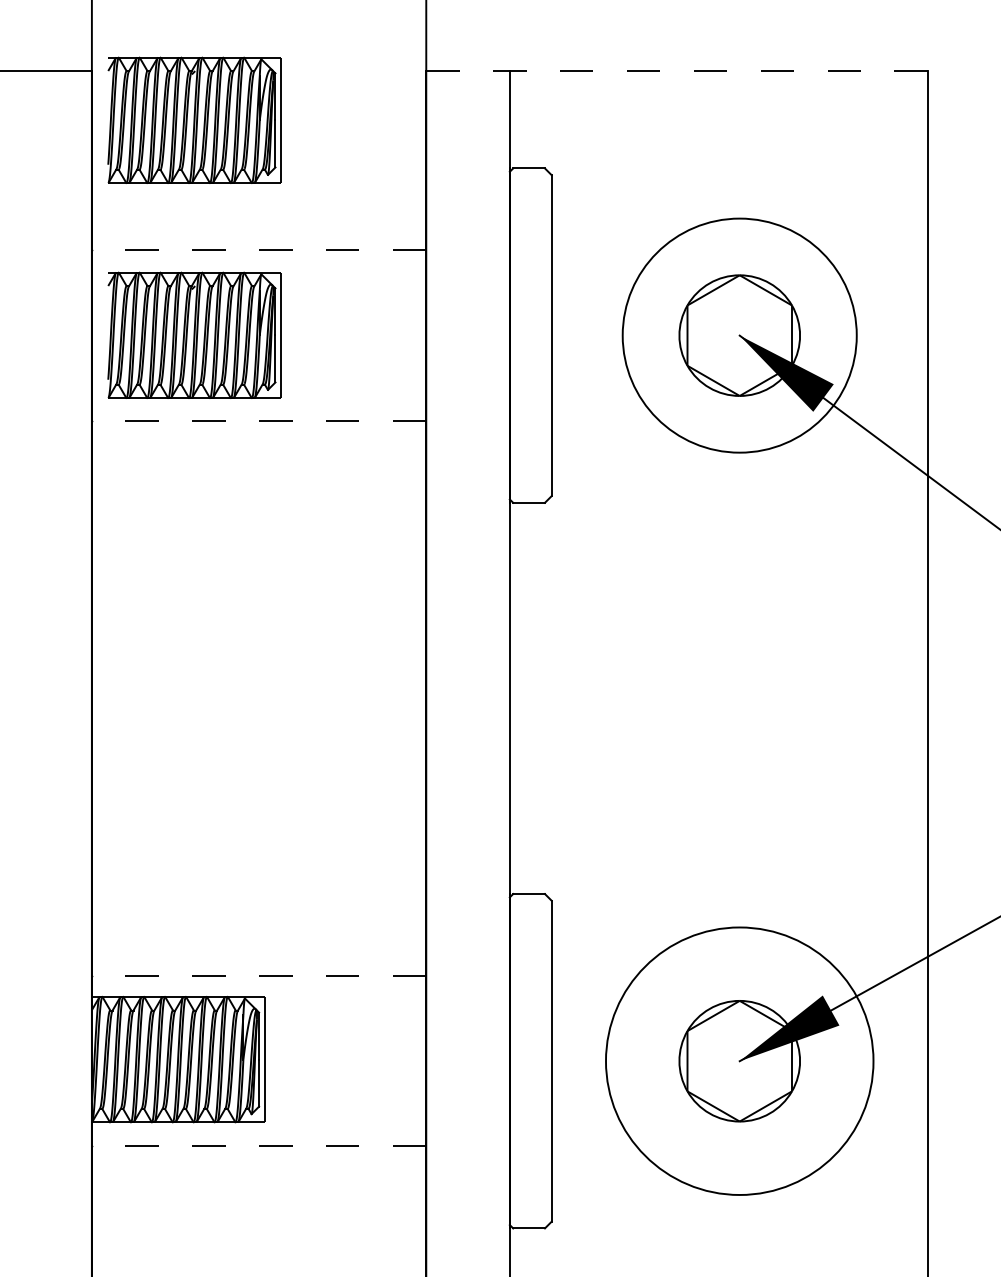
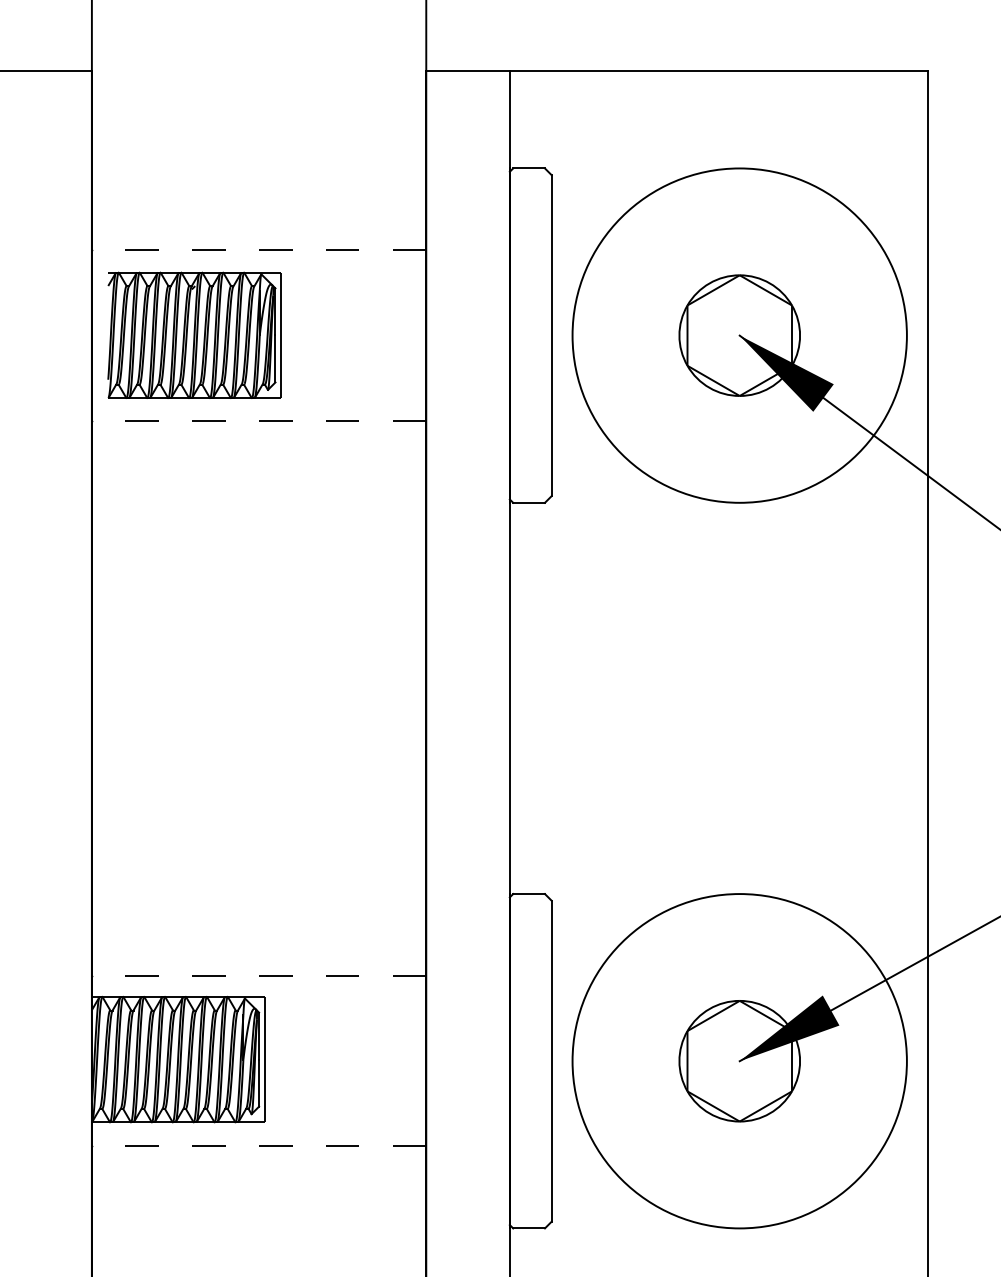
line: dashed -> solid (677, 71)
part: present -> none (194, 119)
circle diameter: 234 px -> 334 px (739, 335)
circle diameter: 267 px -> 334 px (739, 1061)
